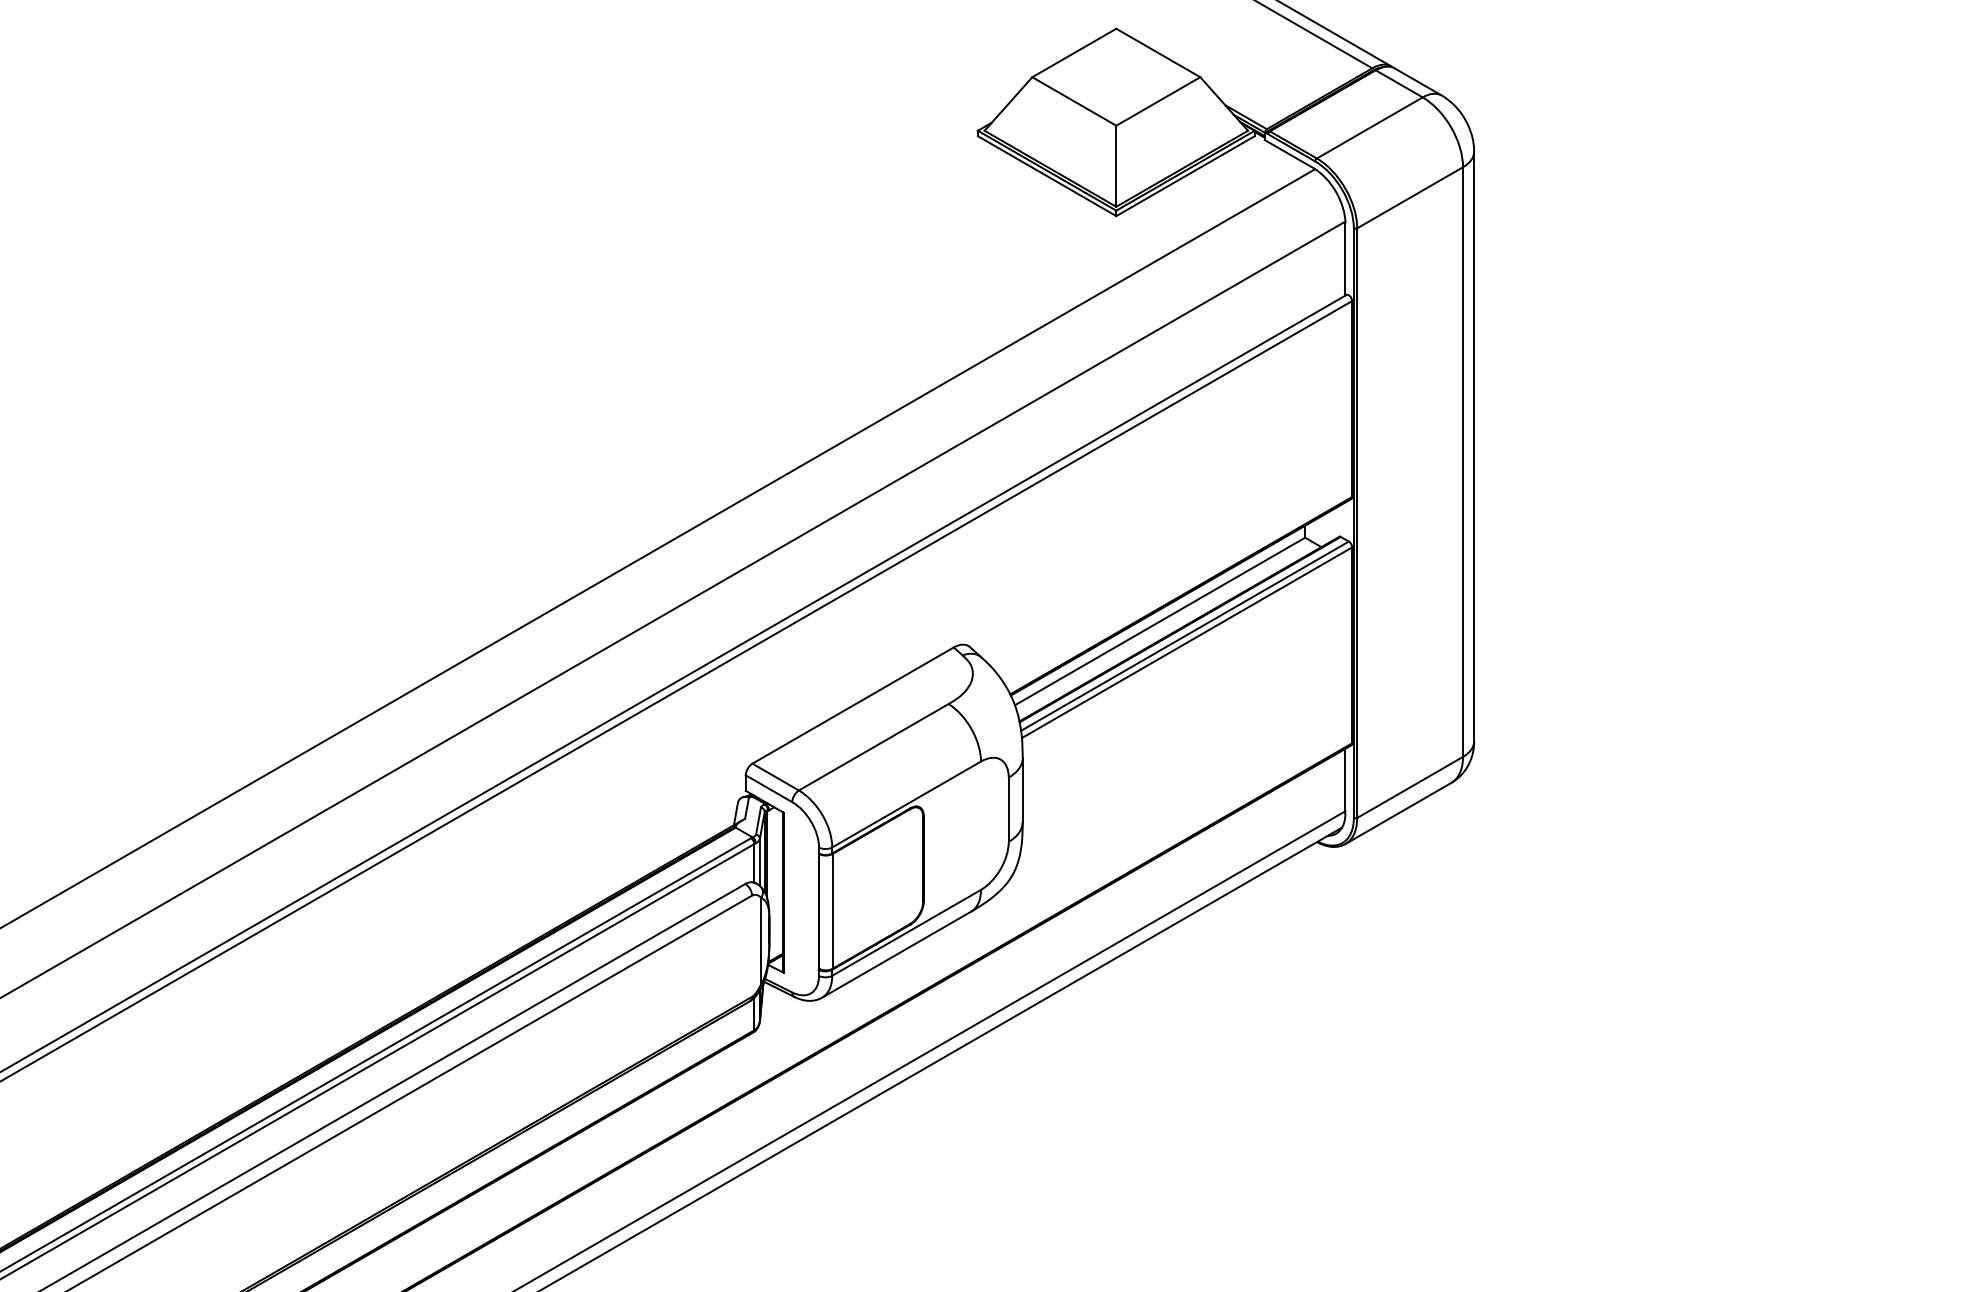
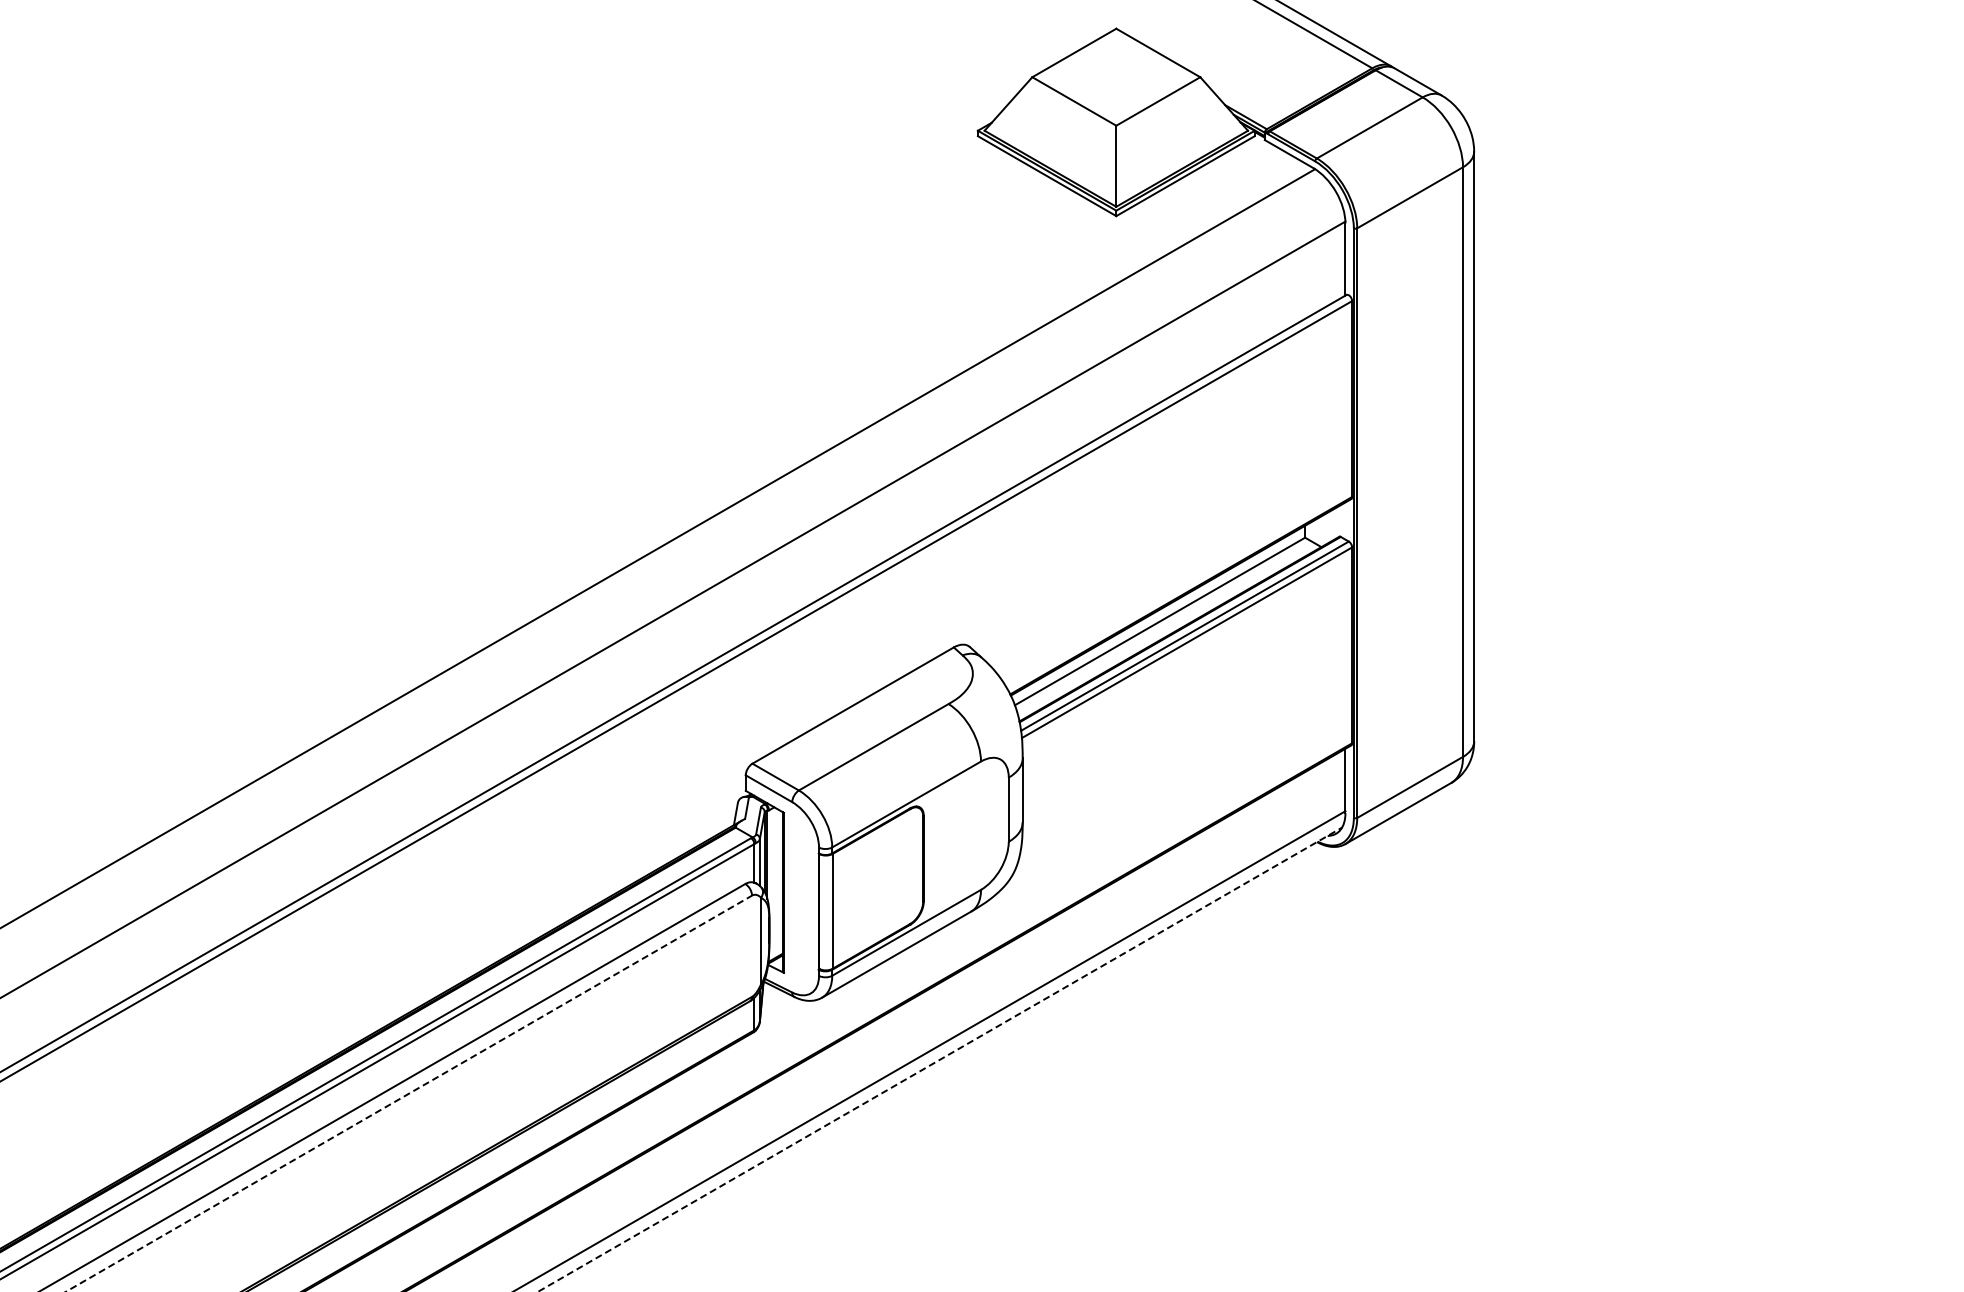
line: solid -> dashed (940, 1059)
line: solid -> dashed (409, 1093)
